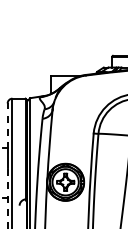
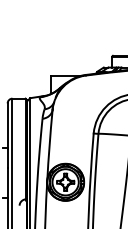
line: dashed -> solid (7, 126)
line: dashed -> solid (7, 198)
